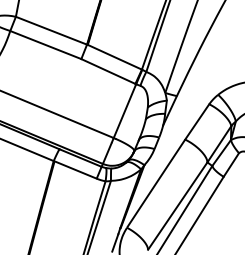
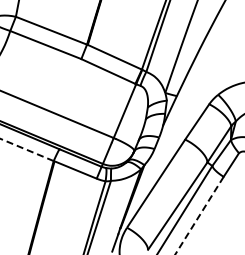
line: solid -> dashed (27, 149)
line: solid -> dashed (199, 215)
